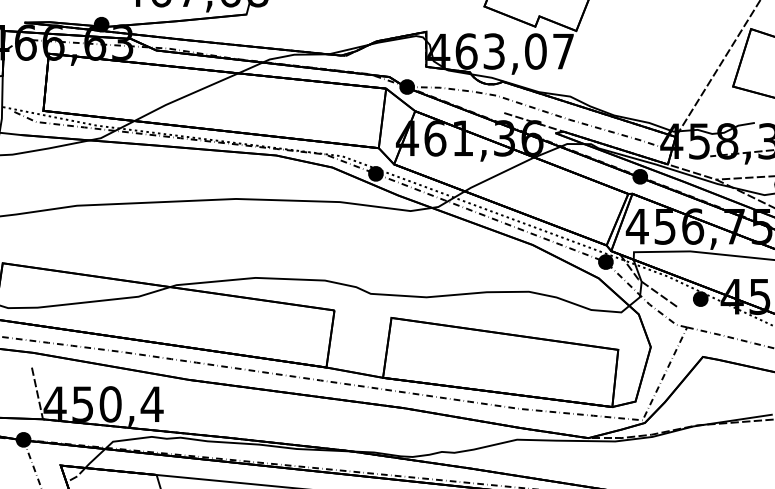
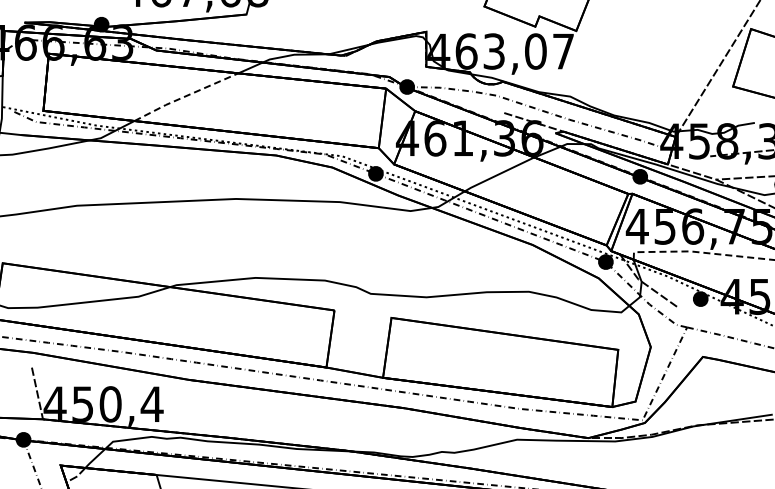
line: solid -> dashed (185, 96)
line: solid -> dashed (699, 252)
